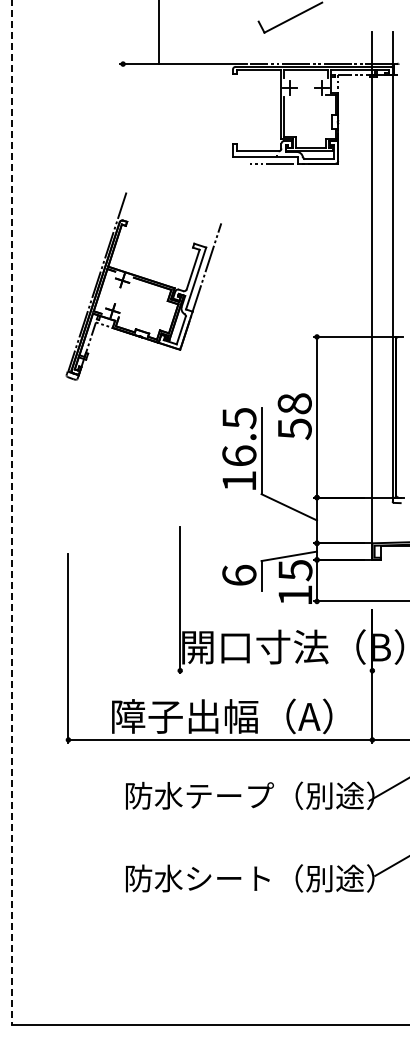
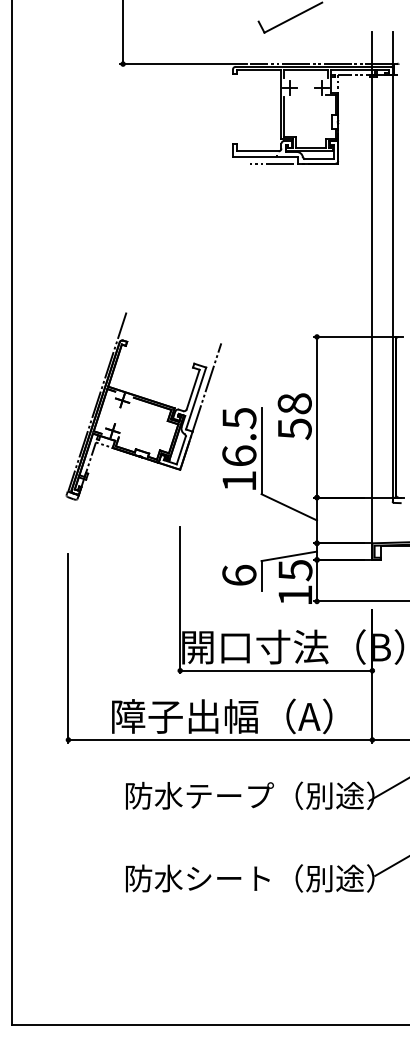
line position: (159, 33) -> (123, 33) (123, 33)
part position: (143, 286) -> (143, 406) (143, 406)
line: dashed -> solid (12, 513)
line: none -> present (276, 670)
